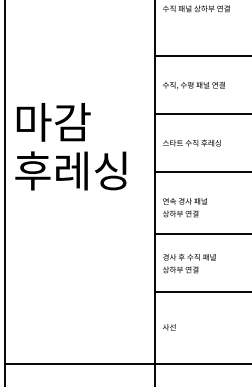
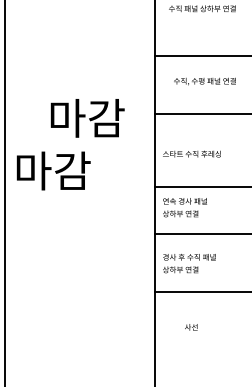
text position: (196, 8) -> (202, 8) (202, 8)
text position: (193, 85) -> (204, 81) (204, 81)
text position: (53, 122) -> (87, 118) (87, 118)
text position: (191, 142) -> (191, 153) (191, 153)
text: 후레싱 -> 마감 (70, 170)
line position: (201, 171) -> (201, 186) (201, 186)
text position: (169, 327) -> (191, 327) (191, 327)
line: present -> none (126, 363)
